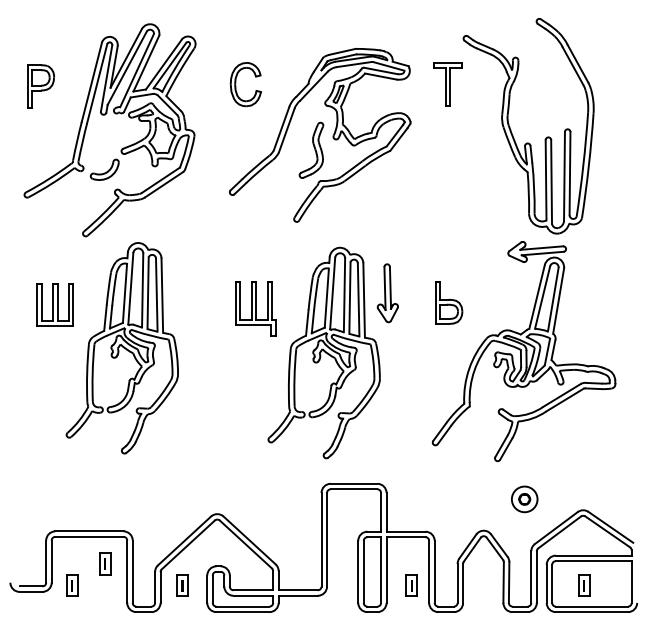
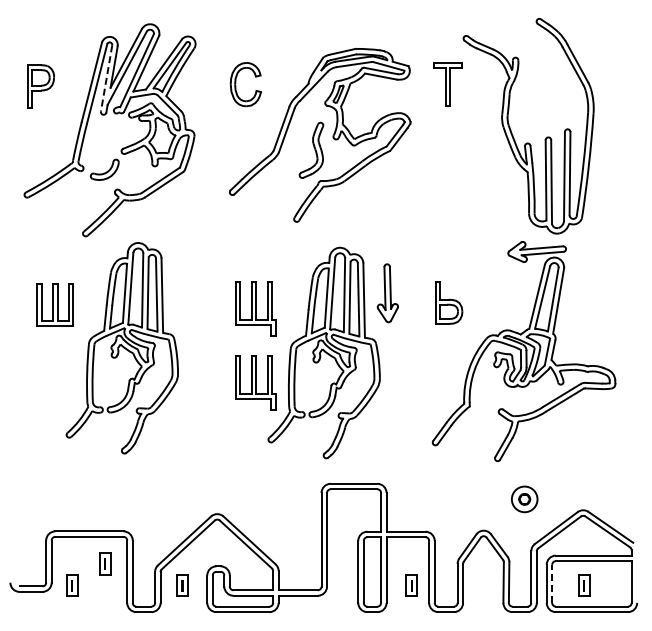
line: solid -> dashed (106, 78)
part: none -> present (255, 382)
line: solid -> dashed (552, 583)
